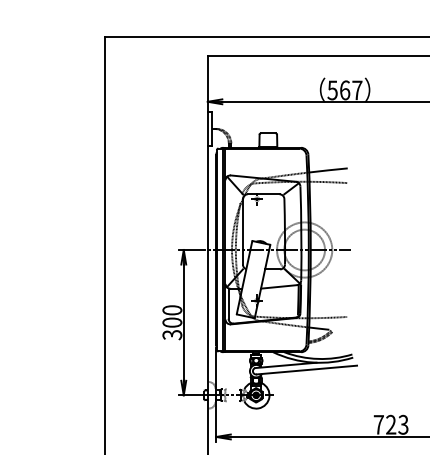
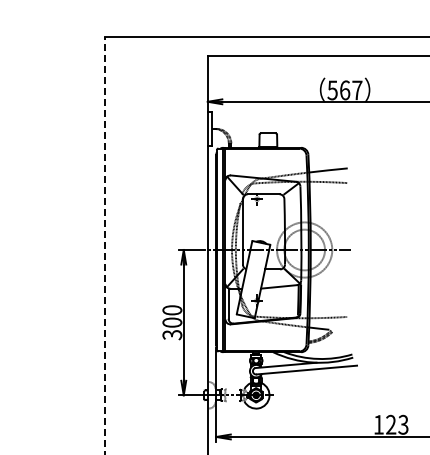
line: solid -> dashed (104, 245)
text: 723 -> 123 (378, 424)
